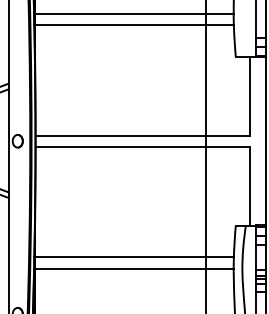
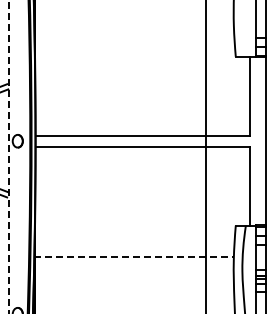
line: present -> none (133, 13)
line: present -> none (133, 25)
line: solid -> dashed (9, 156)
line: solid -> dashed (134, 257)
line: present -> none (133, 268)
